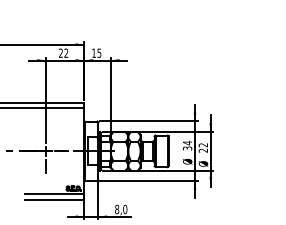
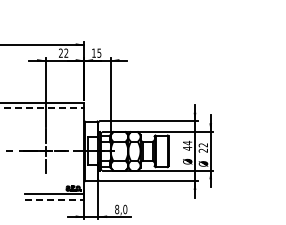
line: solid -> dashed (42, 108)
text: 34 -> 44 (187, 148)
line: solid -> dashed (54, 199)
